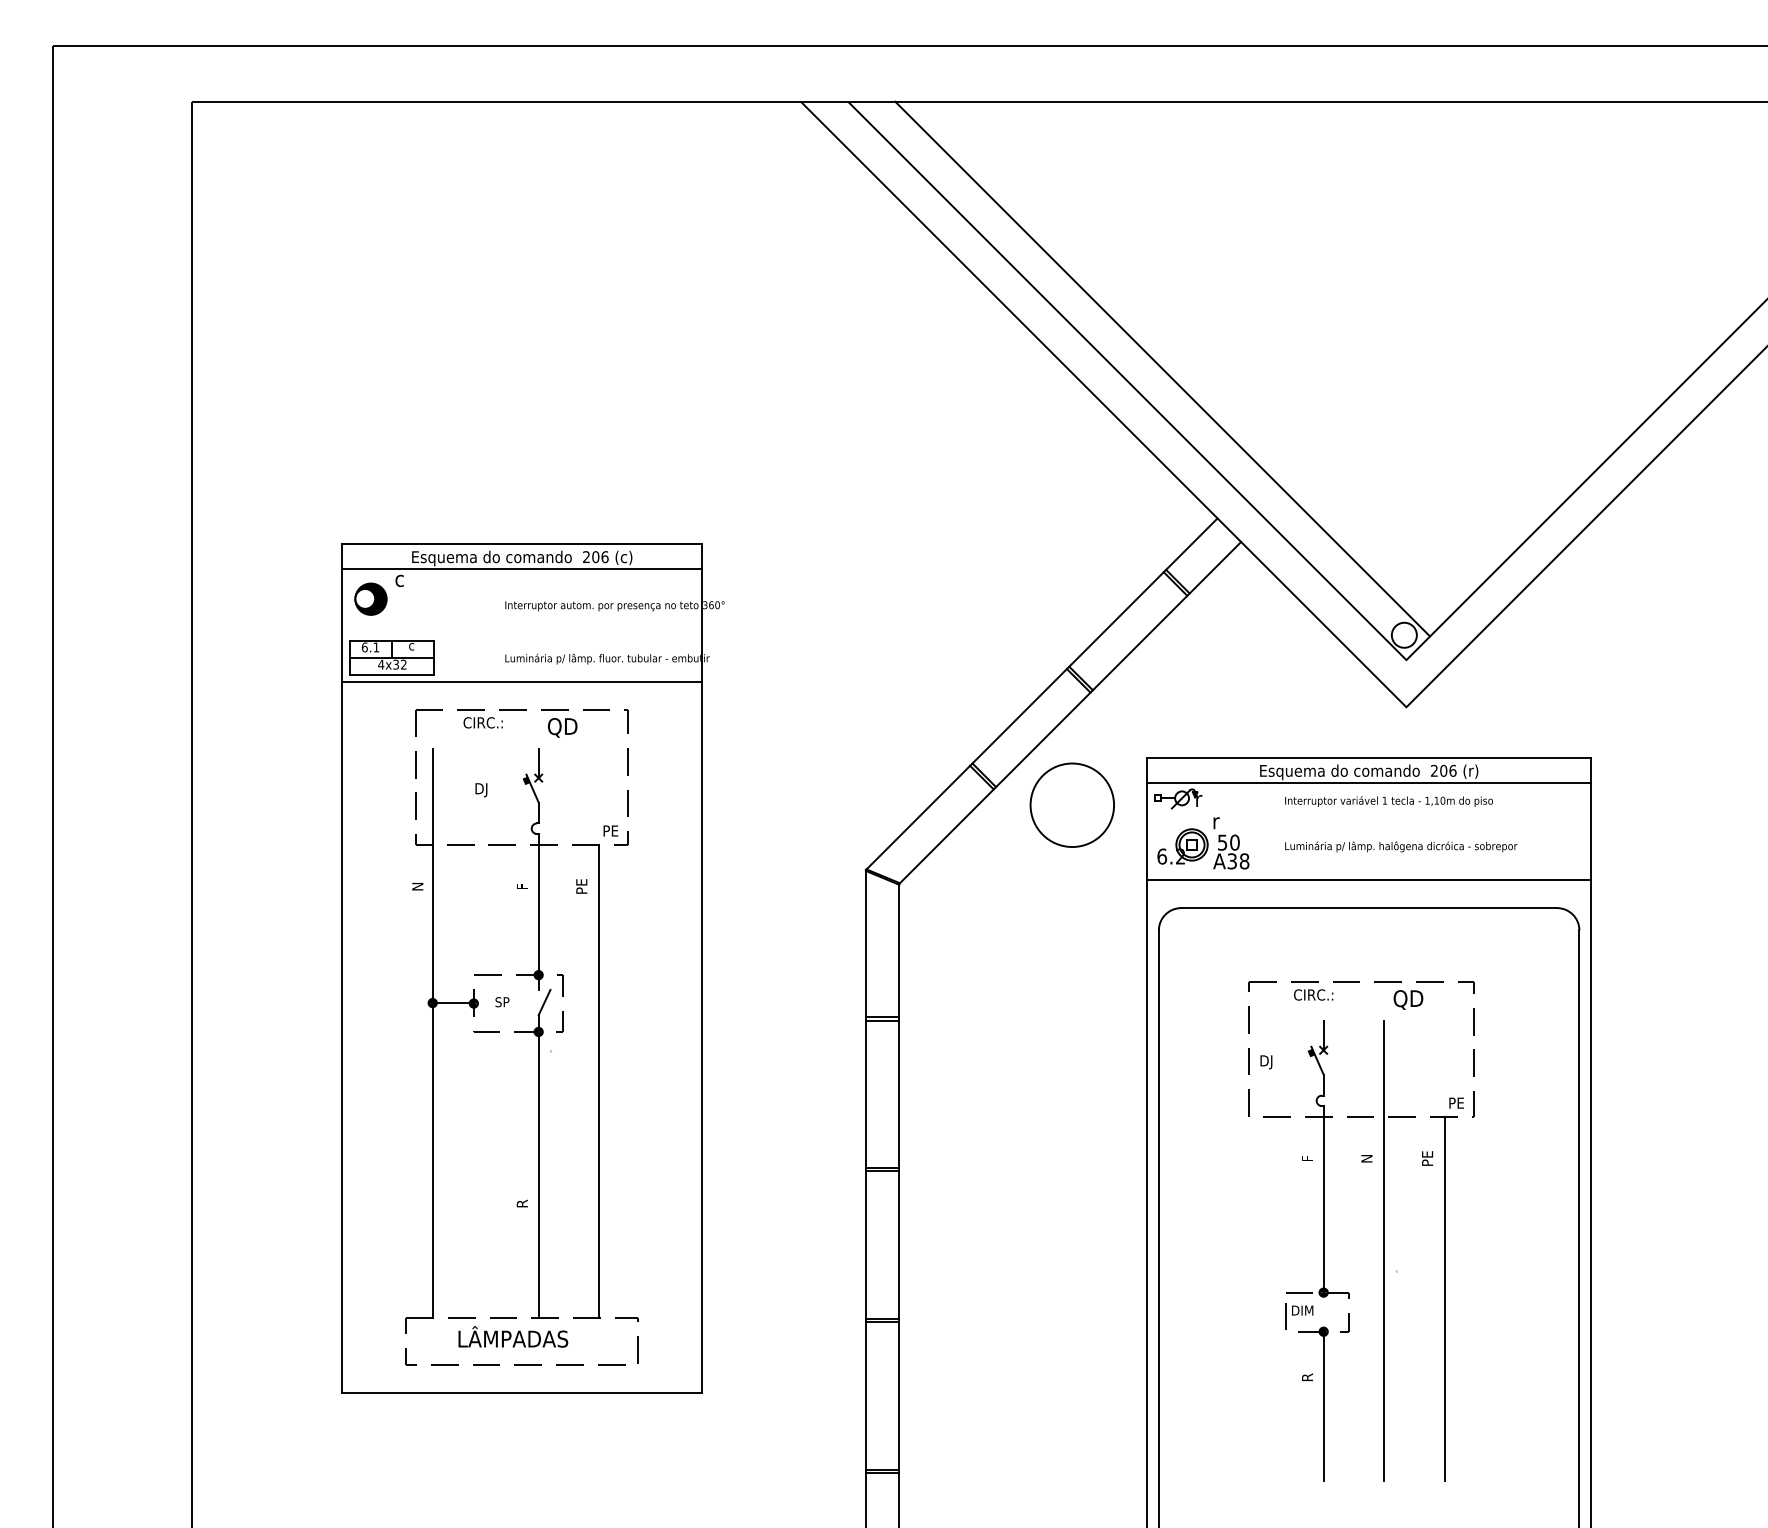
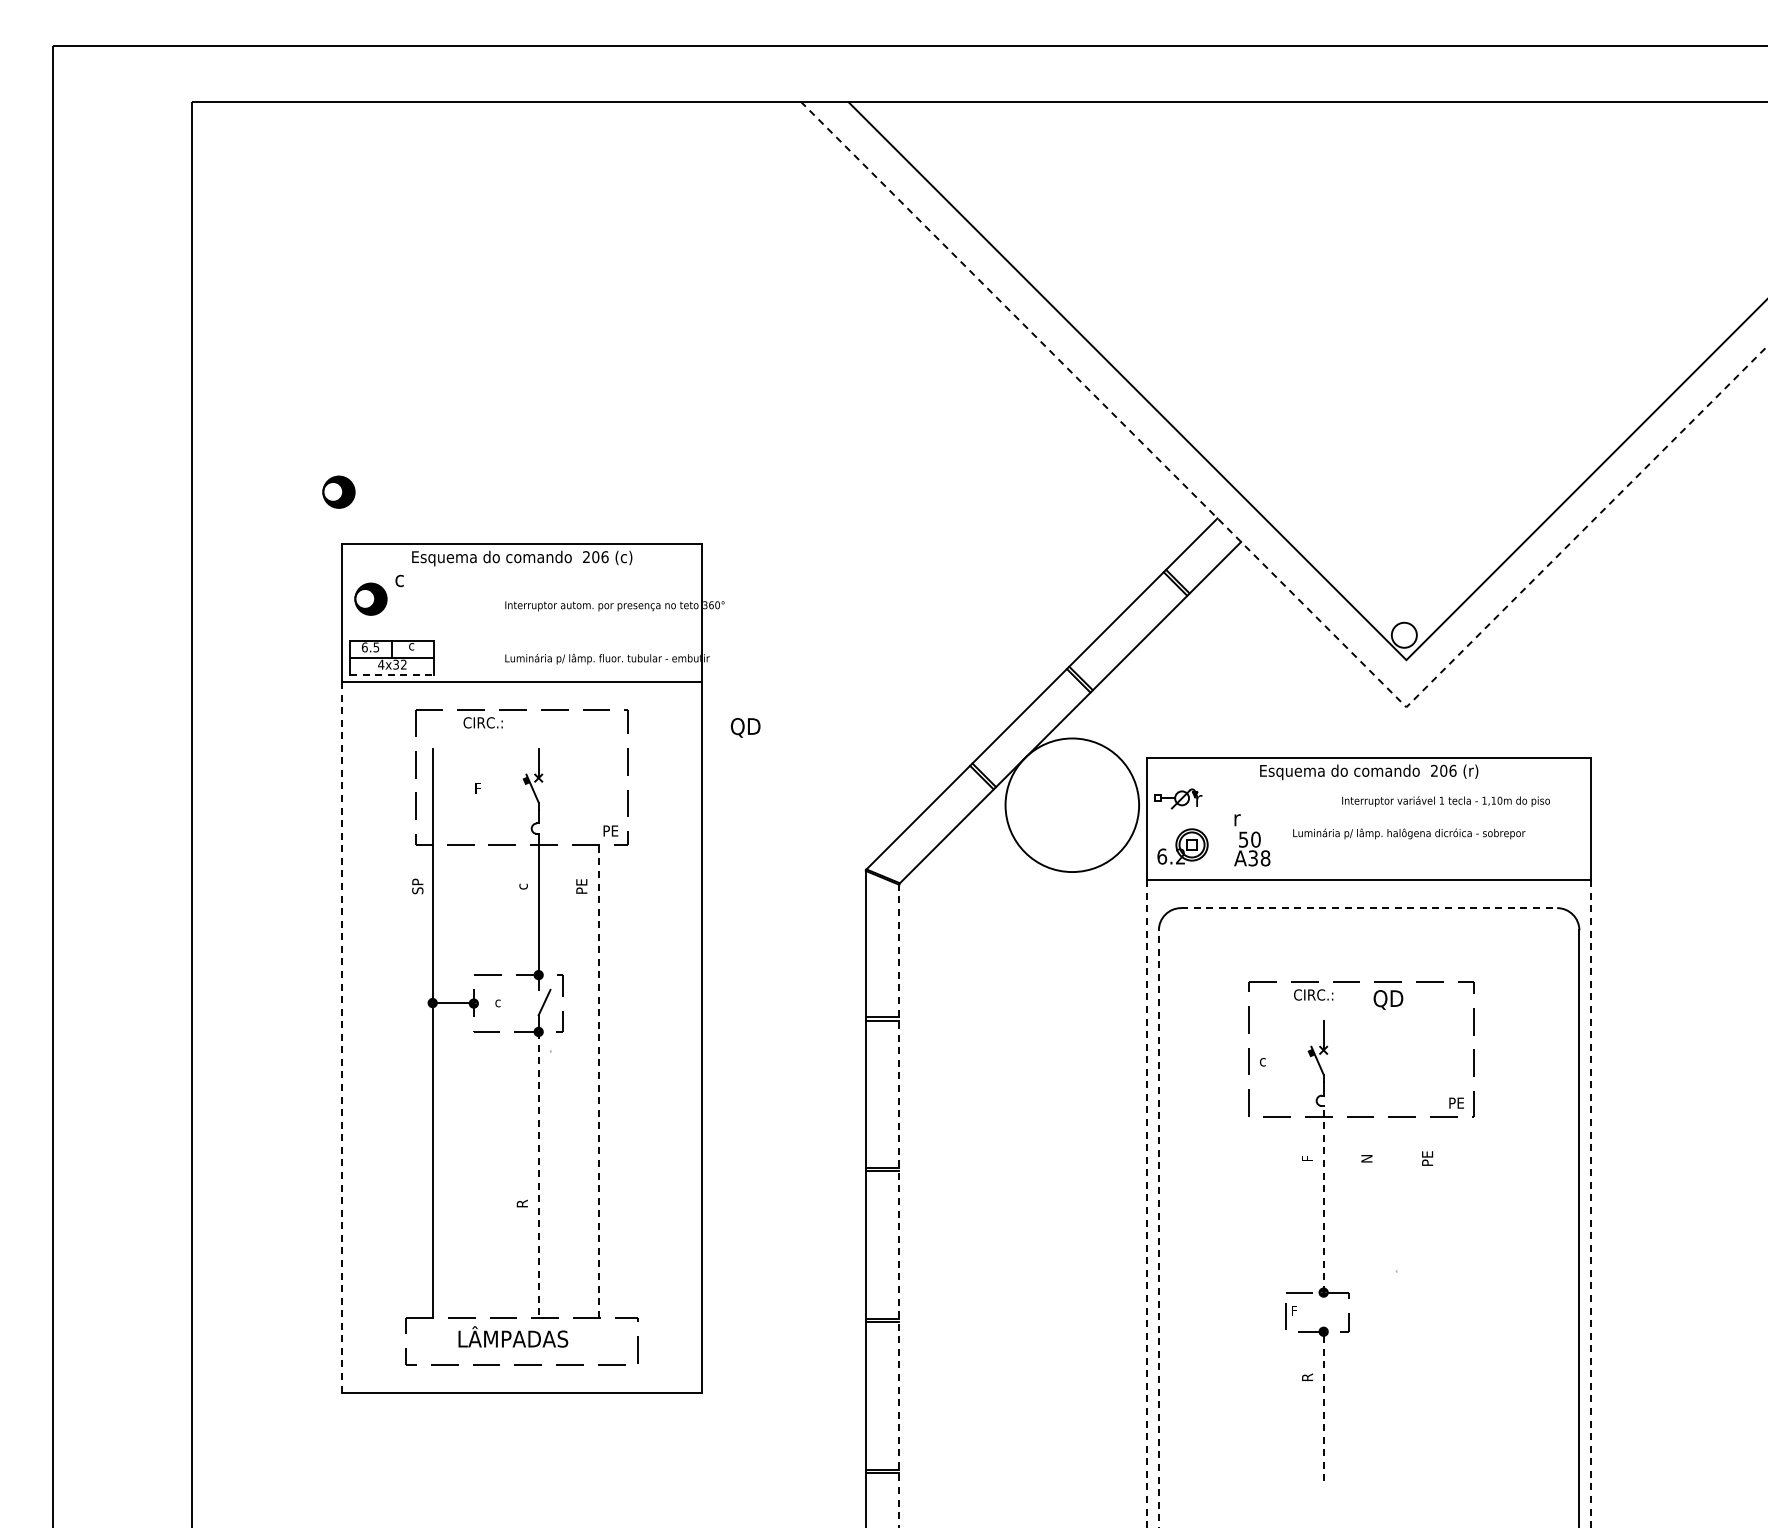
line: present -> none (1162, 368)
part: none -> present (338, 491)
line: present -> none (522, 569)
line: solid -> dashed (1284, 585)
text: 6.1 -> 6.5 (376, 647)
line: solid -> dashed (392, 675)
text position: (562, 727) -> (745, 727) (745, 727)
line: present -> none (1369, 782)
text: DJ -> F (481, 790)
text position: (1388, 801) -> (1445, 801) (1445, 801)
circle diameter: 83 px -> 134 px (1072, 805)
text position: (1231, 843) -> (1252, 840) (1252, 840)
text position: (1401, 846) -> (1409, 833) (1409, 833)
text: N -> SP (417, 886)
text: F -> c (522, 886)
line: solid -> dashed (1369, 908)
text position: (1408, 999) -> (1388, 999) (1388, 999)
text: SP -> c (502, 1002)
line: solid -> dashed (342, 1037)
text: DJ -> c (1265, 1062)
line: solid -> dashed (599, 1080)
line: solid -> dashed (538, 1174)
line: solid -> dashed (1323, 1198)
line: solid -> dashed (1147, 1203)
line: solid -> dashed (1591, 1203)
line: solid -> dashed (899, 1205)
line: solid -> dashed (1158, 1228)
line: present -> none (1384, 1250)
line: present -> none (1444, 1299)
text: DIM -> F (1302, 1310)
line: solid -> dashed (1323, 1406)
